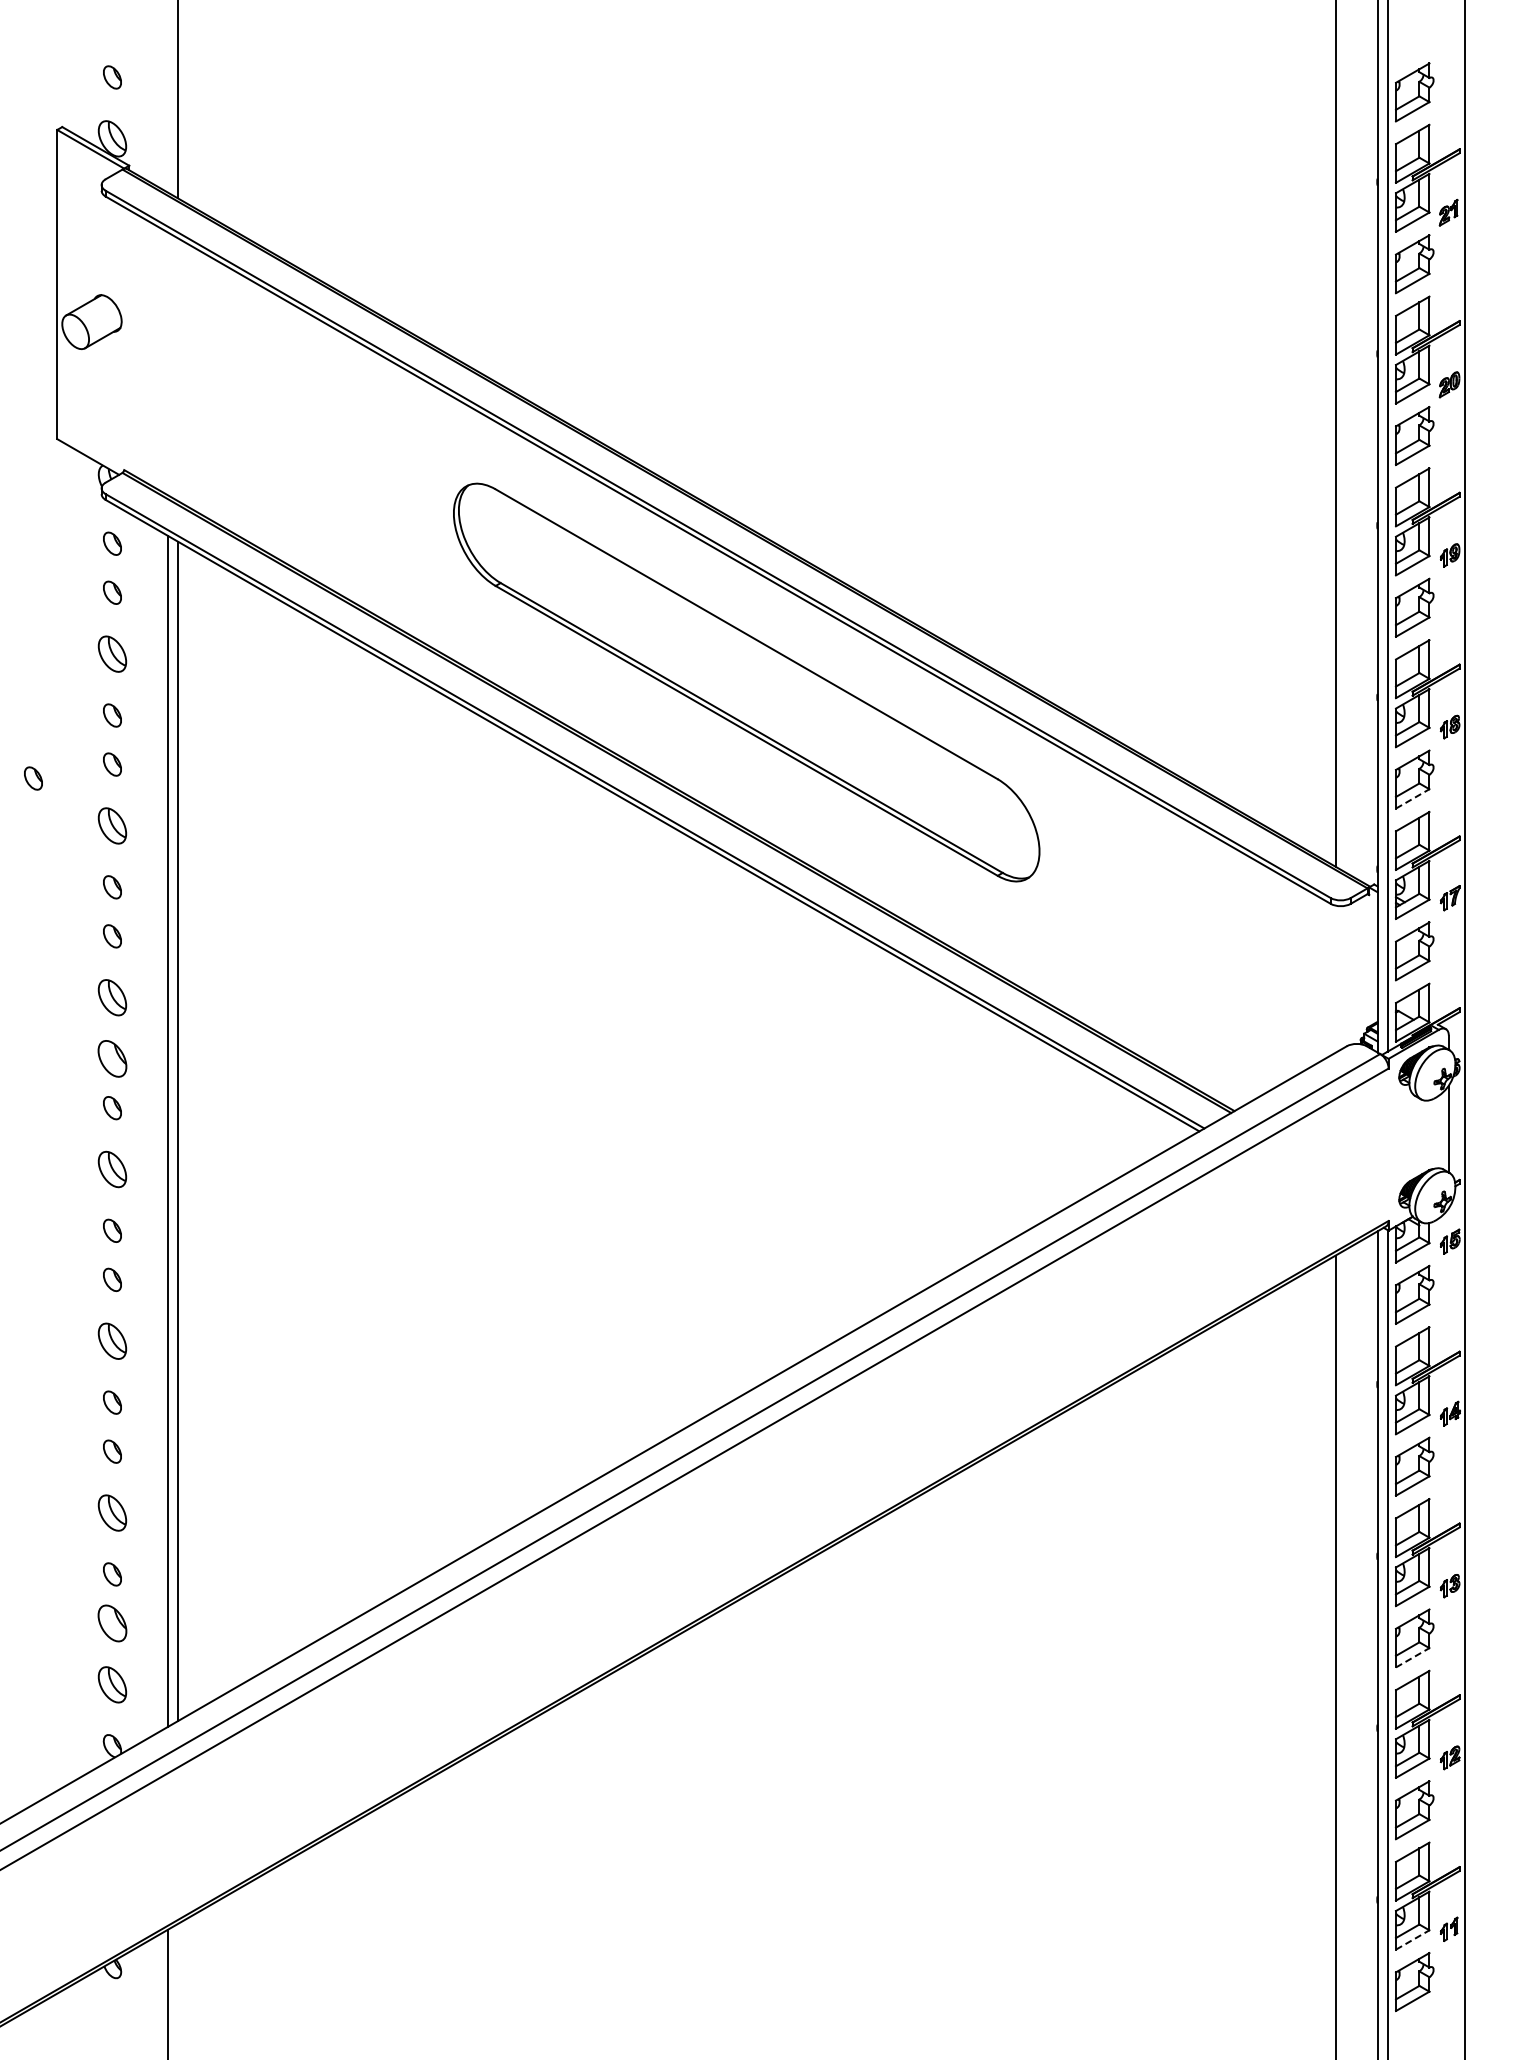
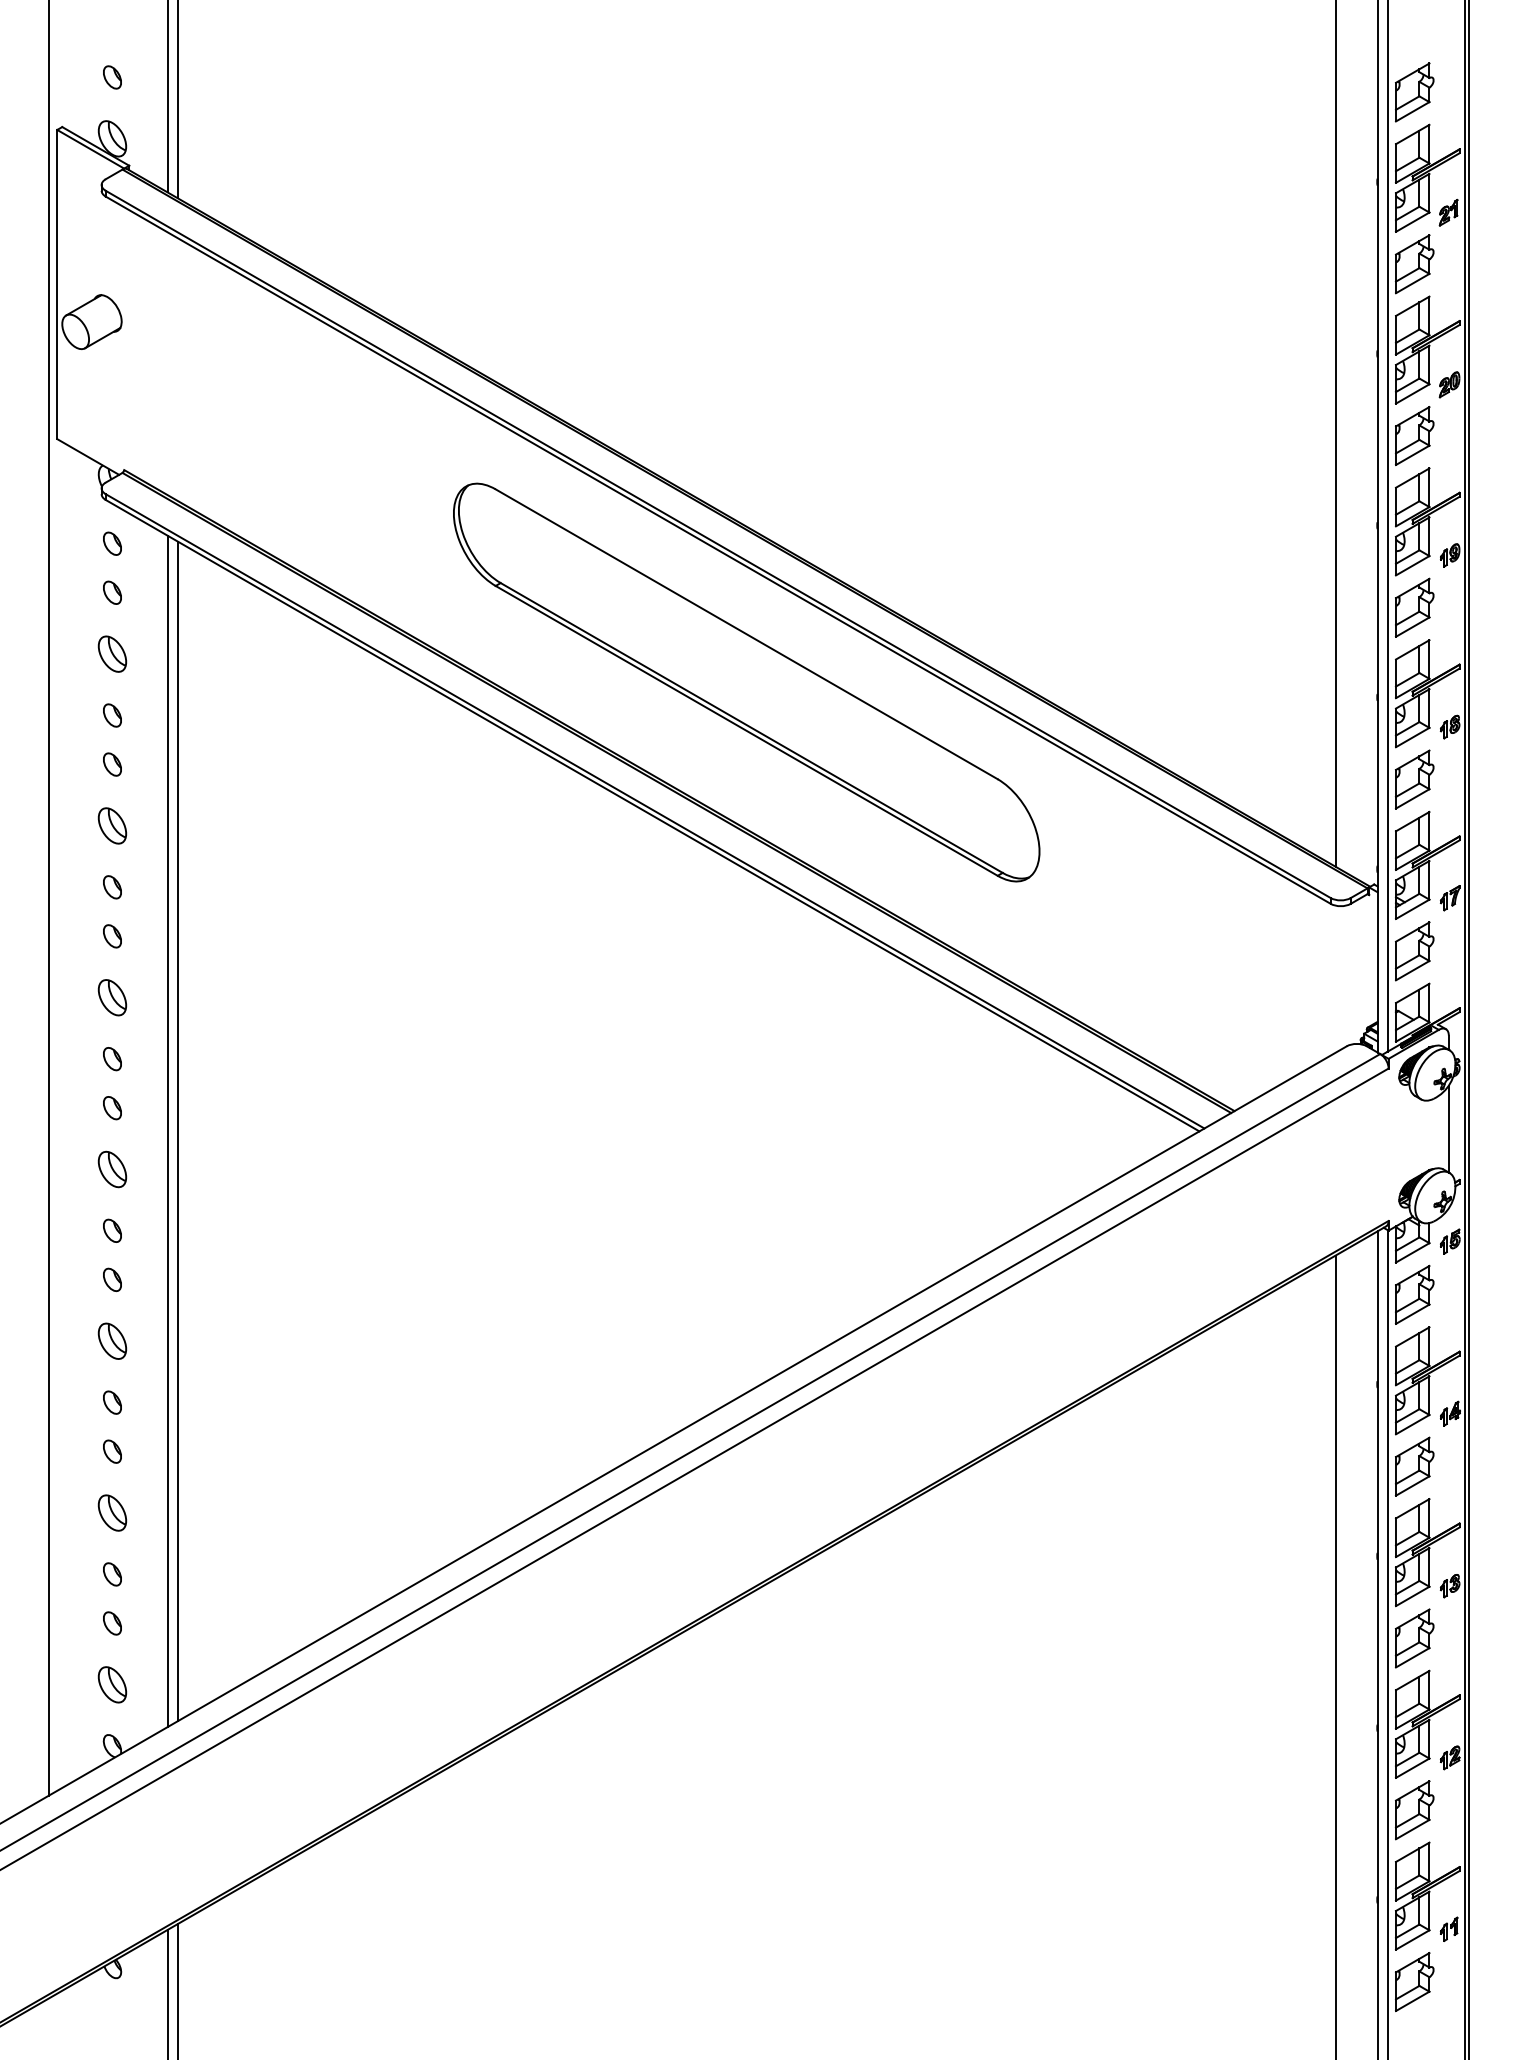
line: none -> present (167, 97)
part: present -> none (33, 778)
line: dashed -> solid (1413, 798)
line: none -> present (48, 898)
line: none -> present (1469, 1029)
part size: 31x38 px -> 19x25 px (112, 1059)
part size: 31x39 px -> 19x25 px (112, 1623)
line: dashed -> solid (1413, 1657)
line: dashed -> solid (1413, 1939)
line: none -> present (177, 1990)
